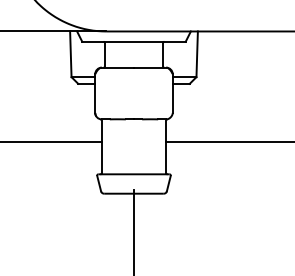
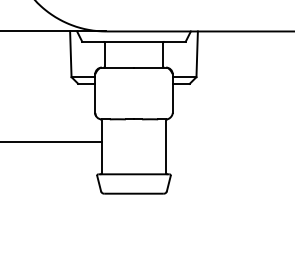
line: present -> none (228, 142)
line: present -> none (133, 230)
